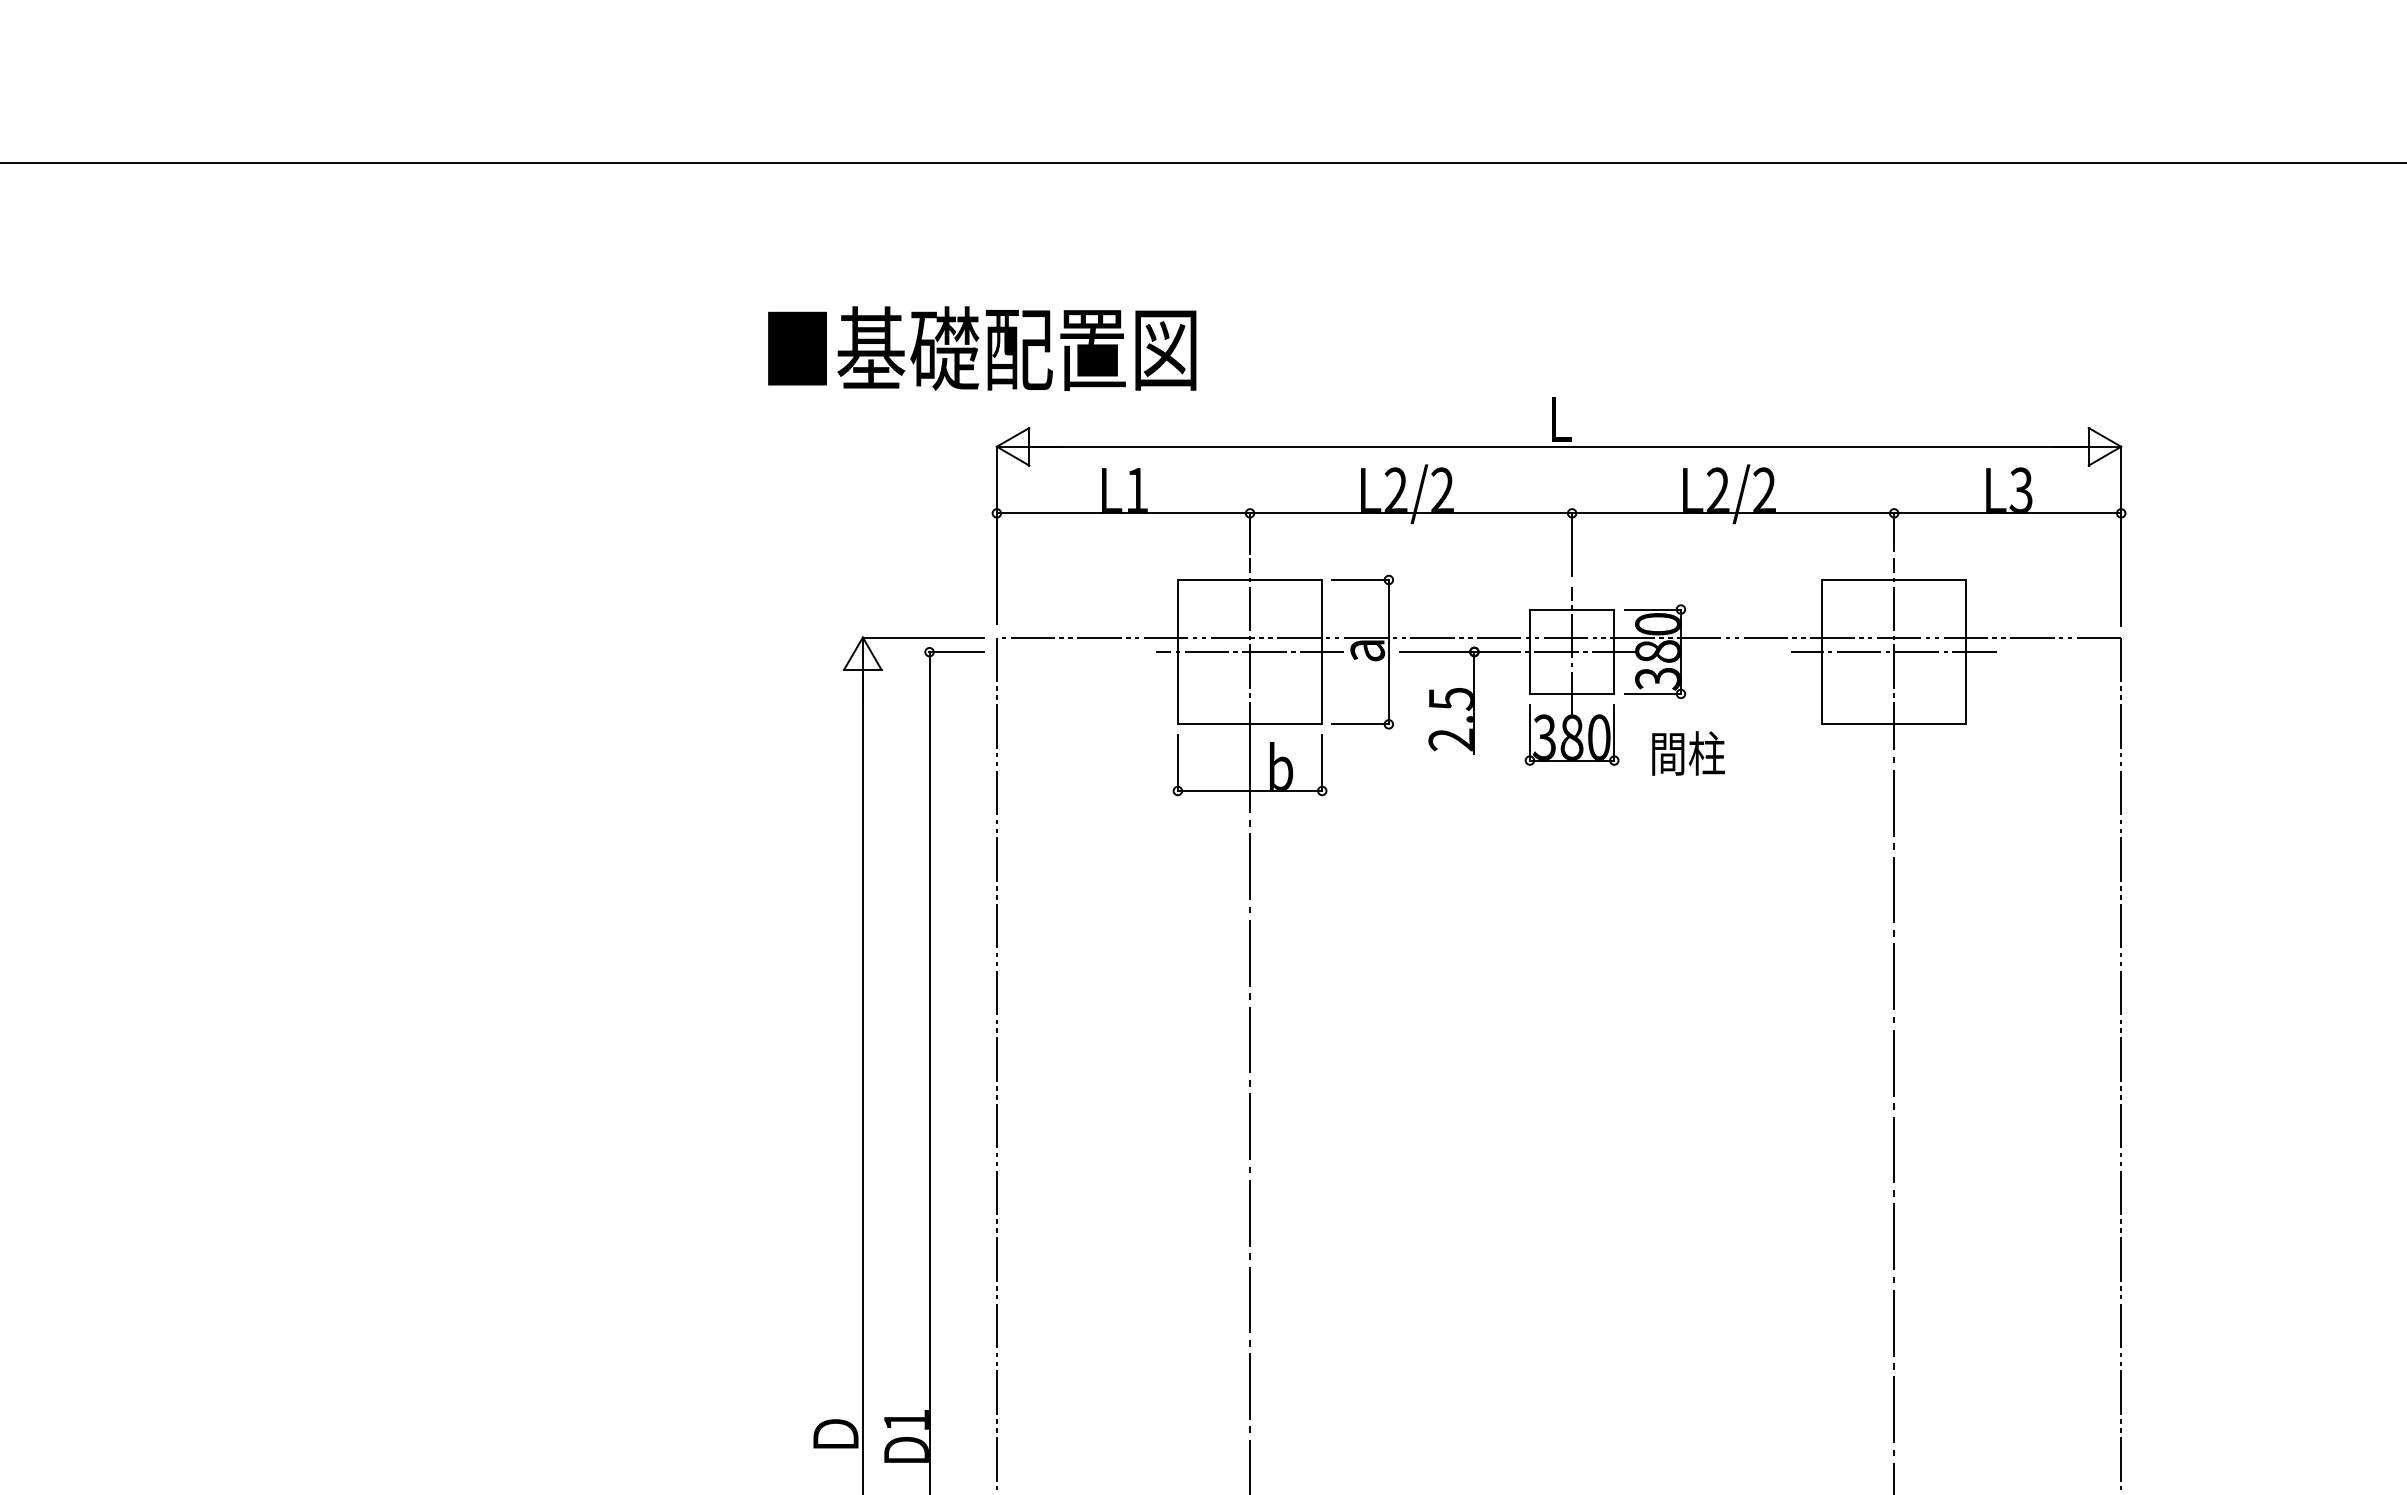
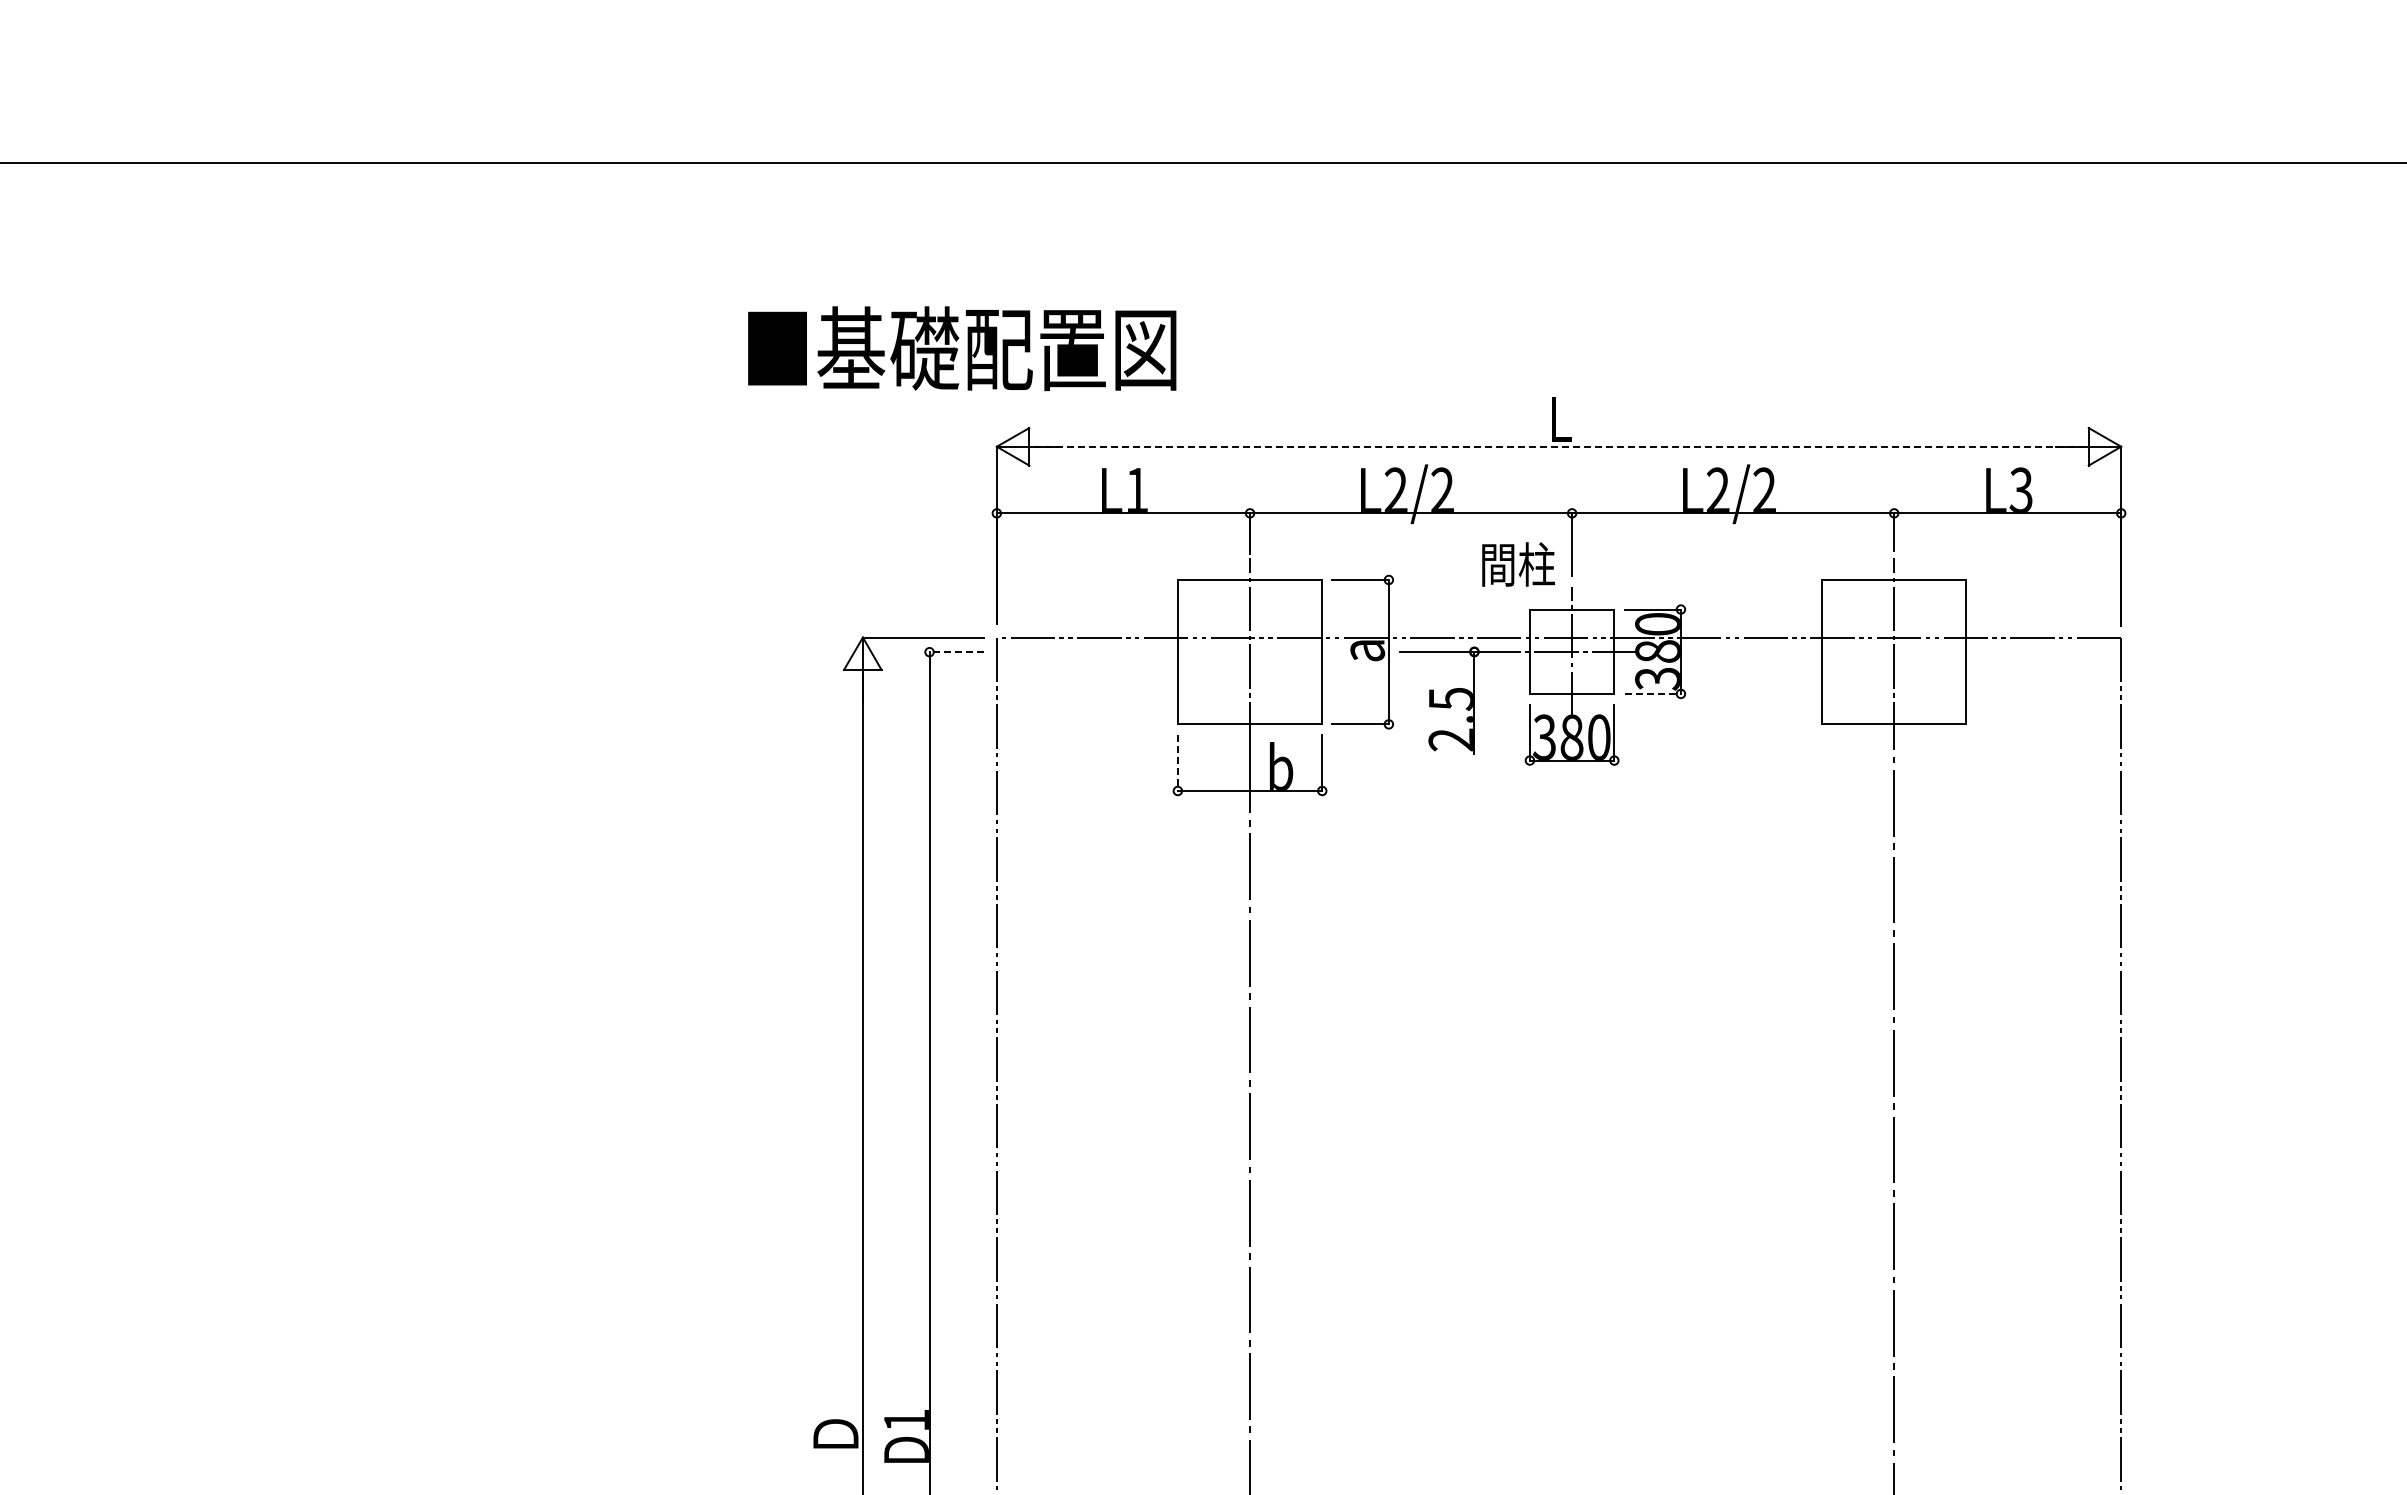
text position: (982, 348) -> (962, 348) (962, 348)
line: solid -> dashed (1559, 446)
line: solid -> dashed (956, 652)
line: present -> none (1249, 652)
line: present -> none (1893, 652)
line: solid -> dashed (1653, 693)
text position: (1688, 753) -> (1518, 564) (1518, 564)
line: solid -> dashed (1177, 763)
